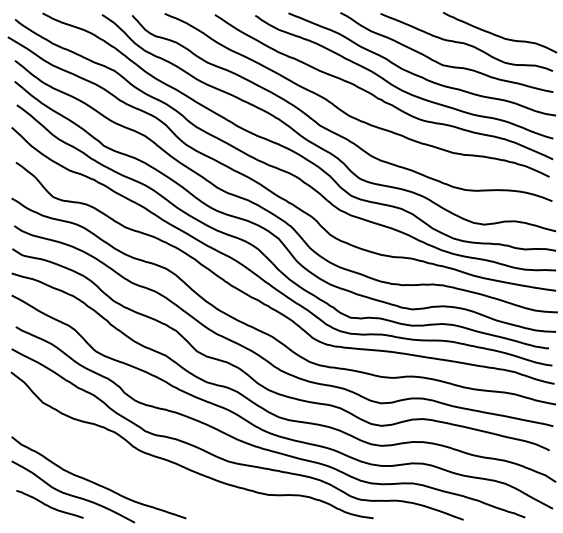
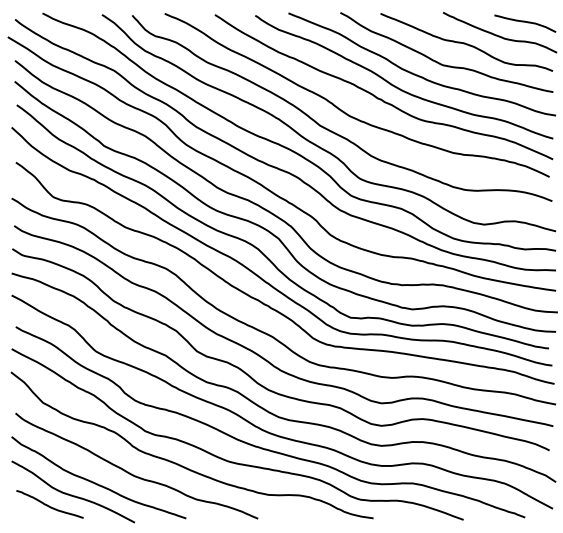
curve: none -> present (525, 22)
curve: none -> present (130, 472)
